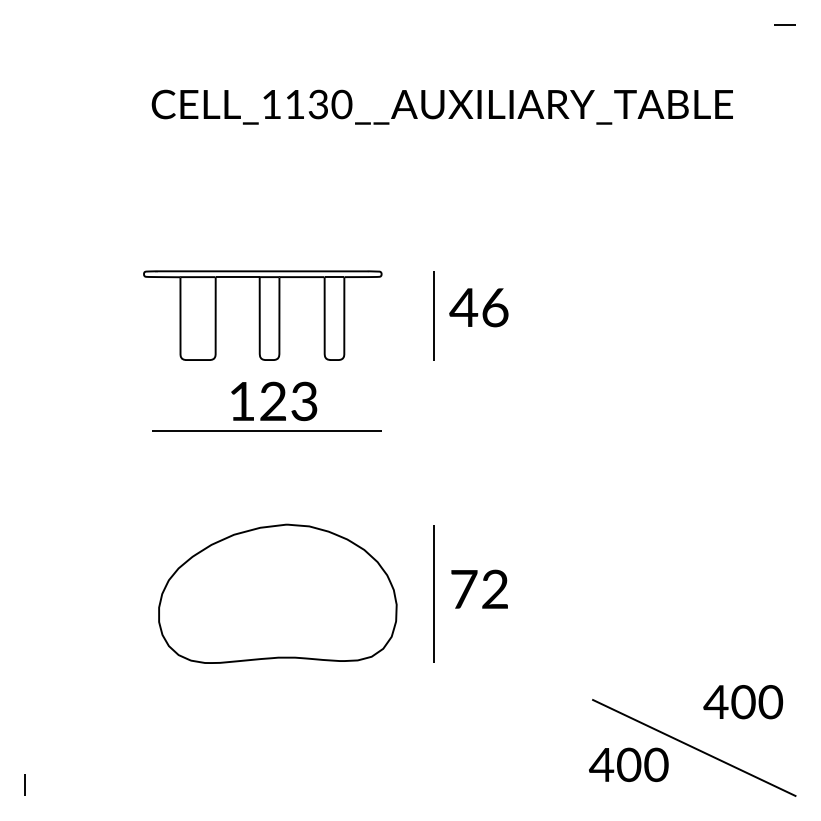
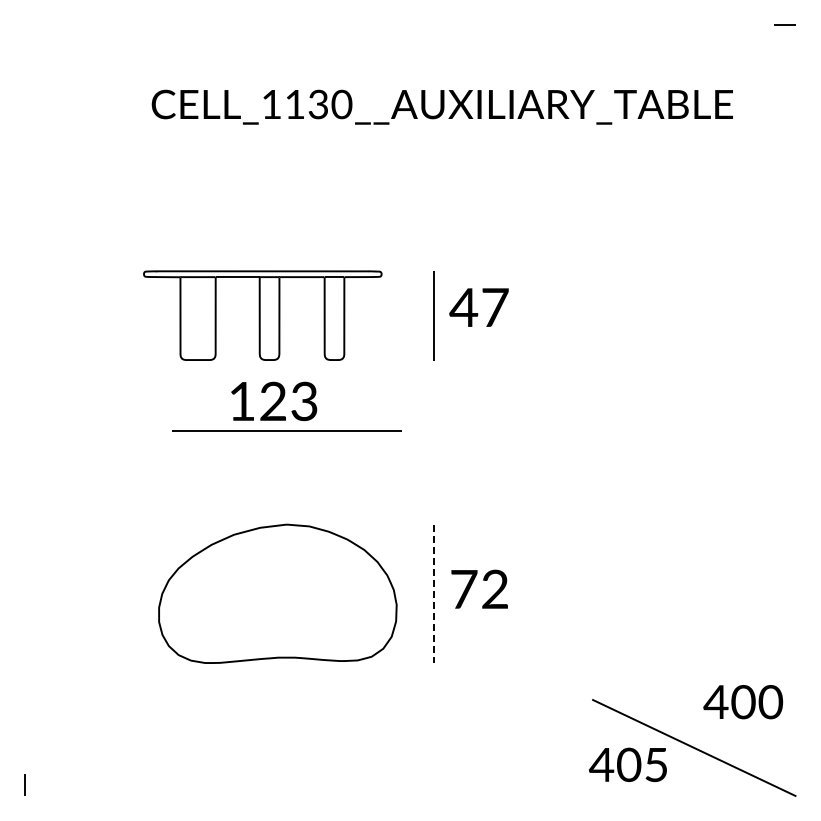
text: 46 -> 47 (495, 307)
line position: (266, 430) -> (286, 430) (286, 430)
line: solid -> dashed (433, 594)
text: 400 -> 405 (656, 764)
